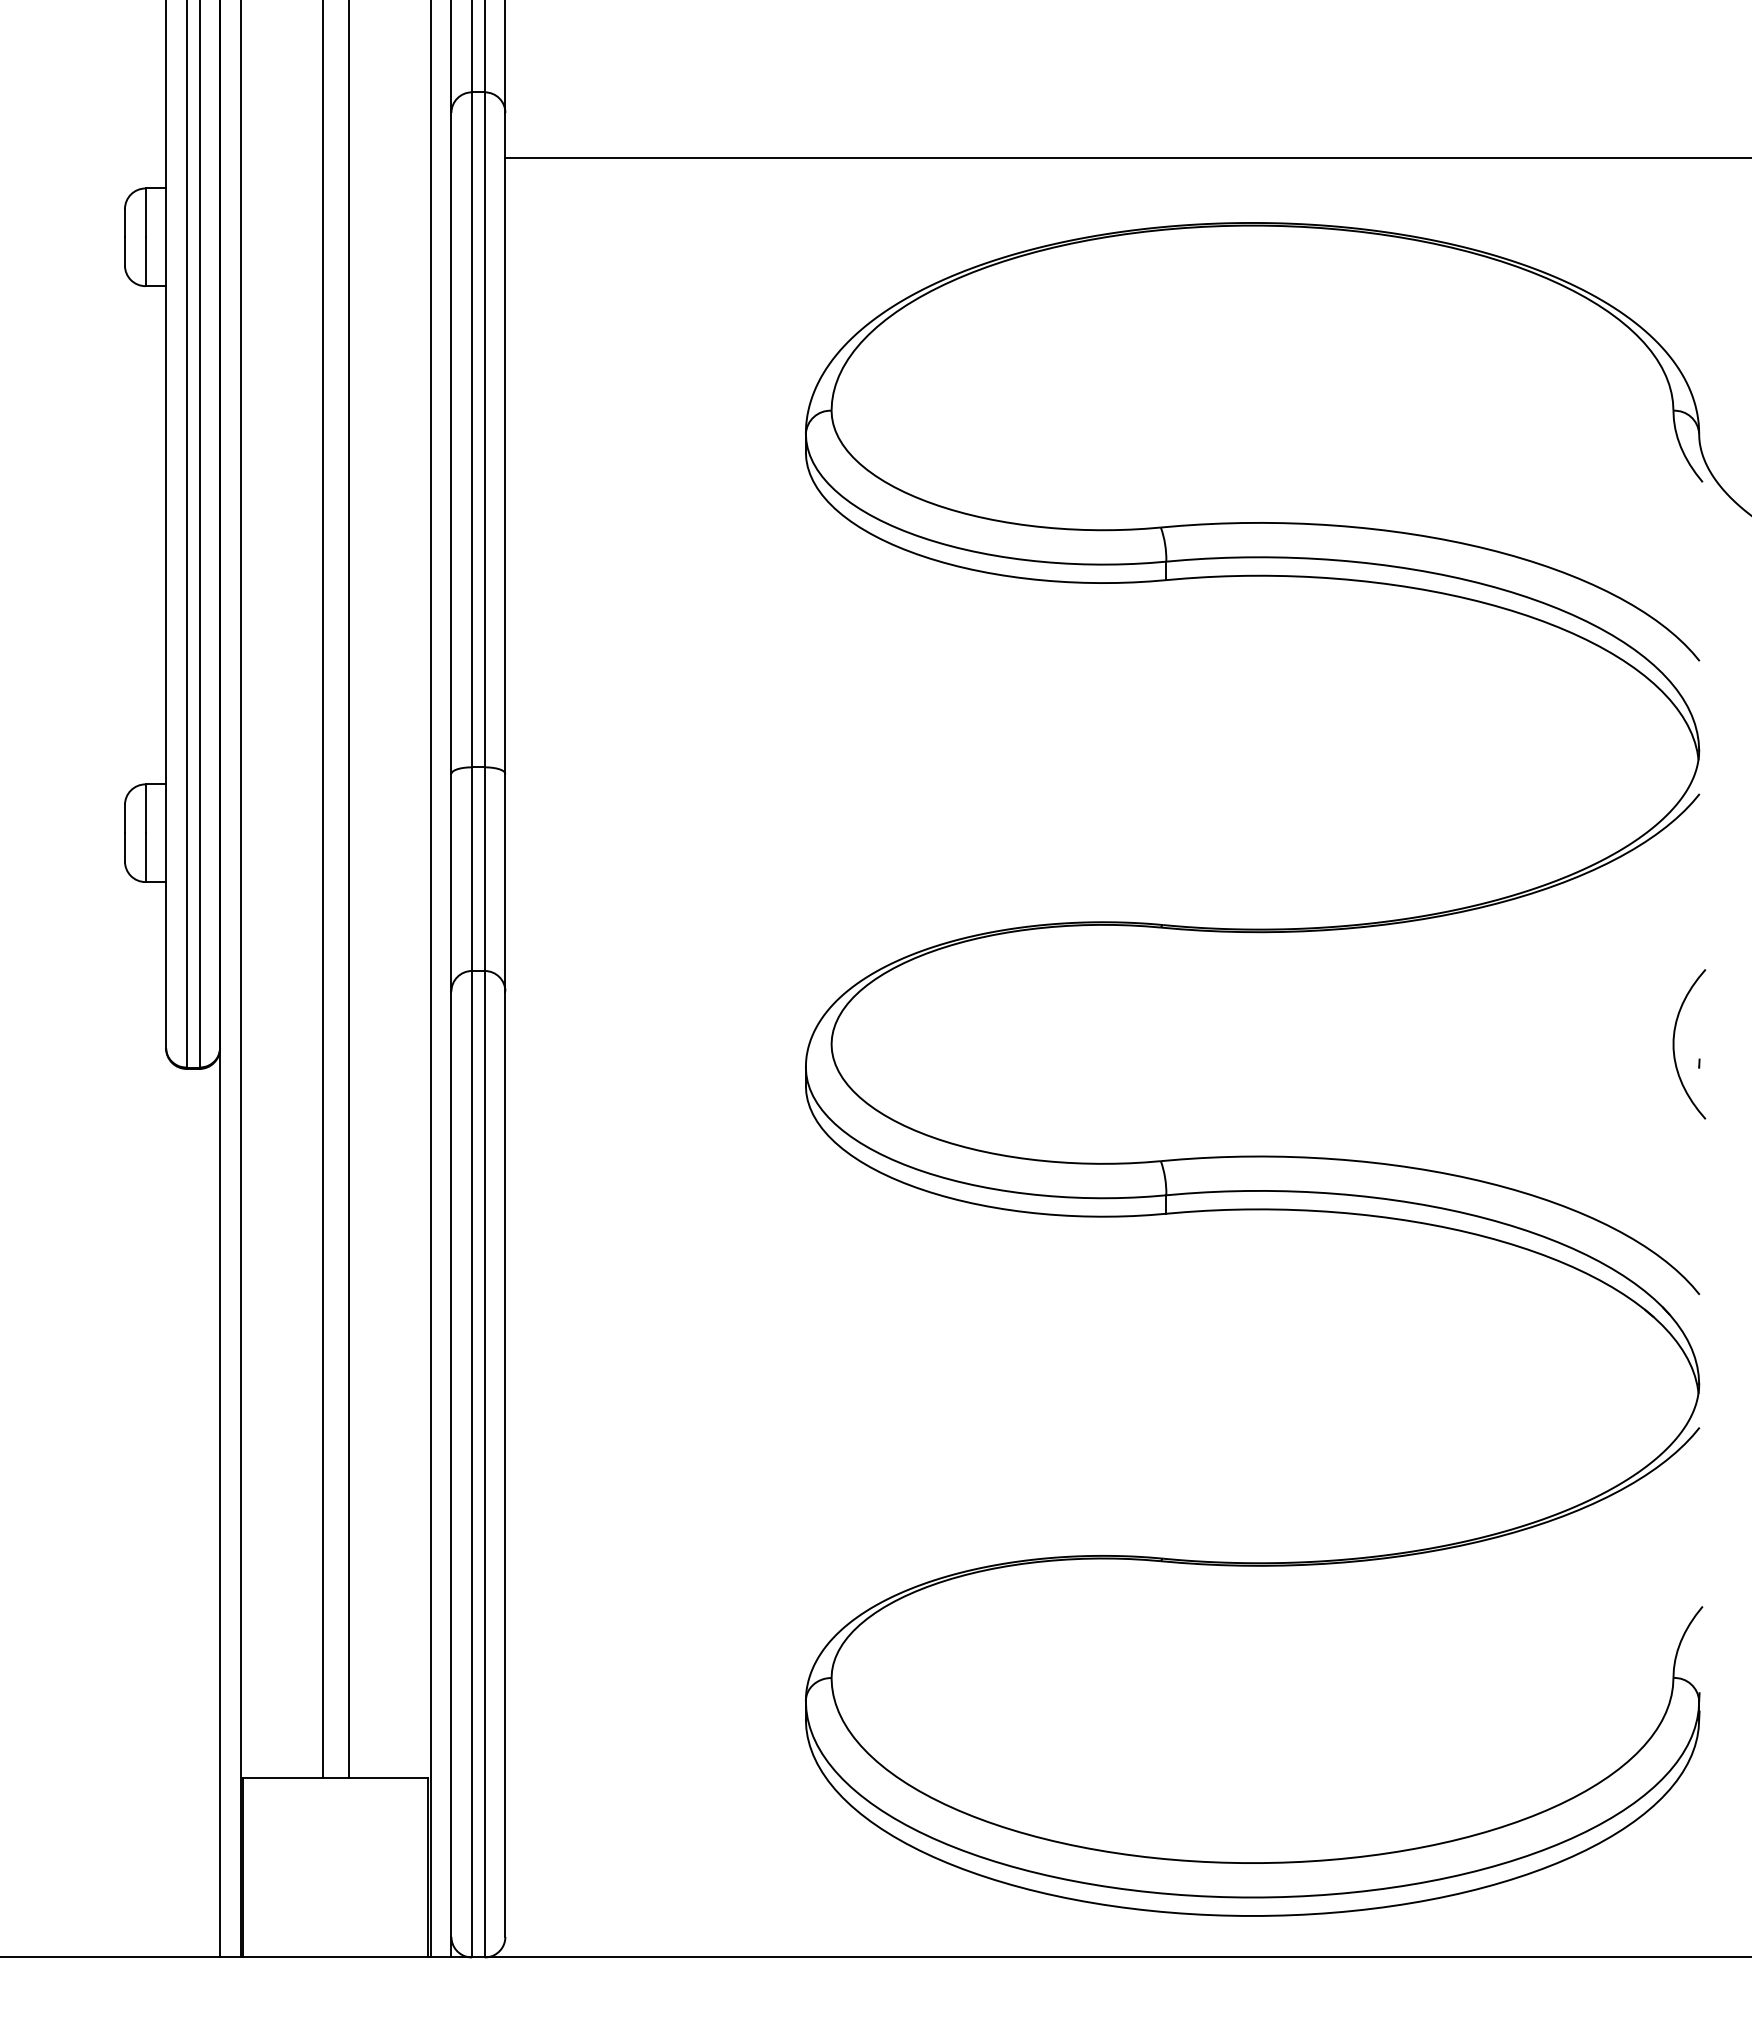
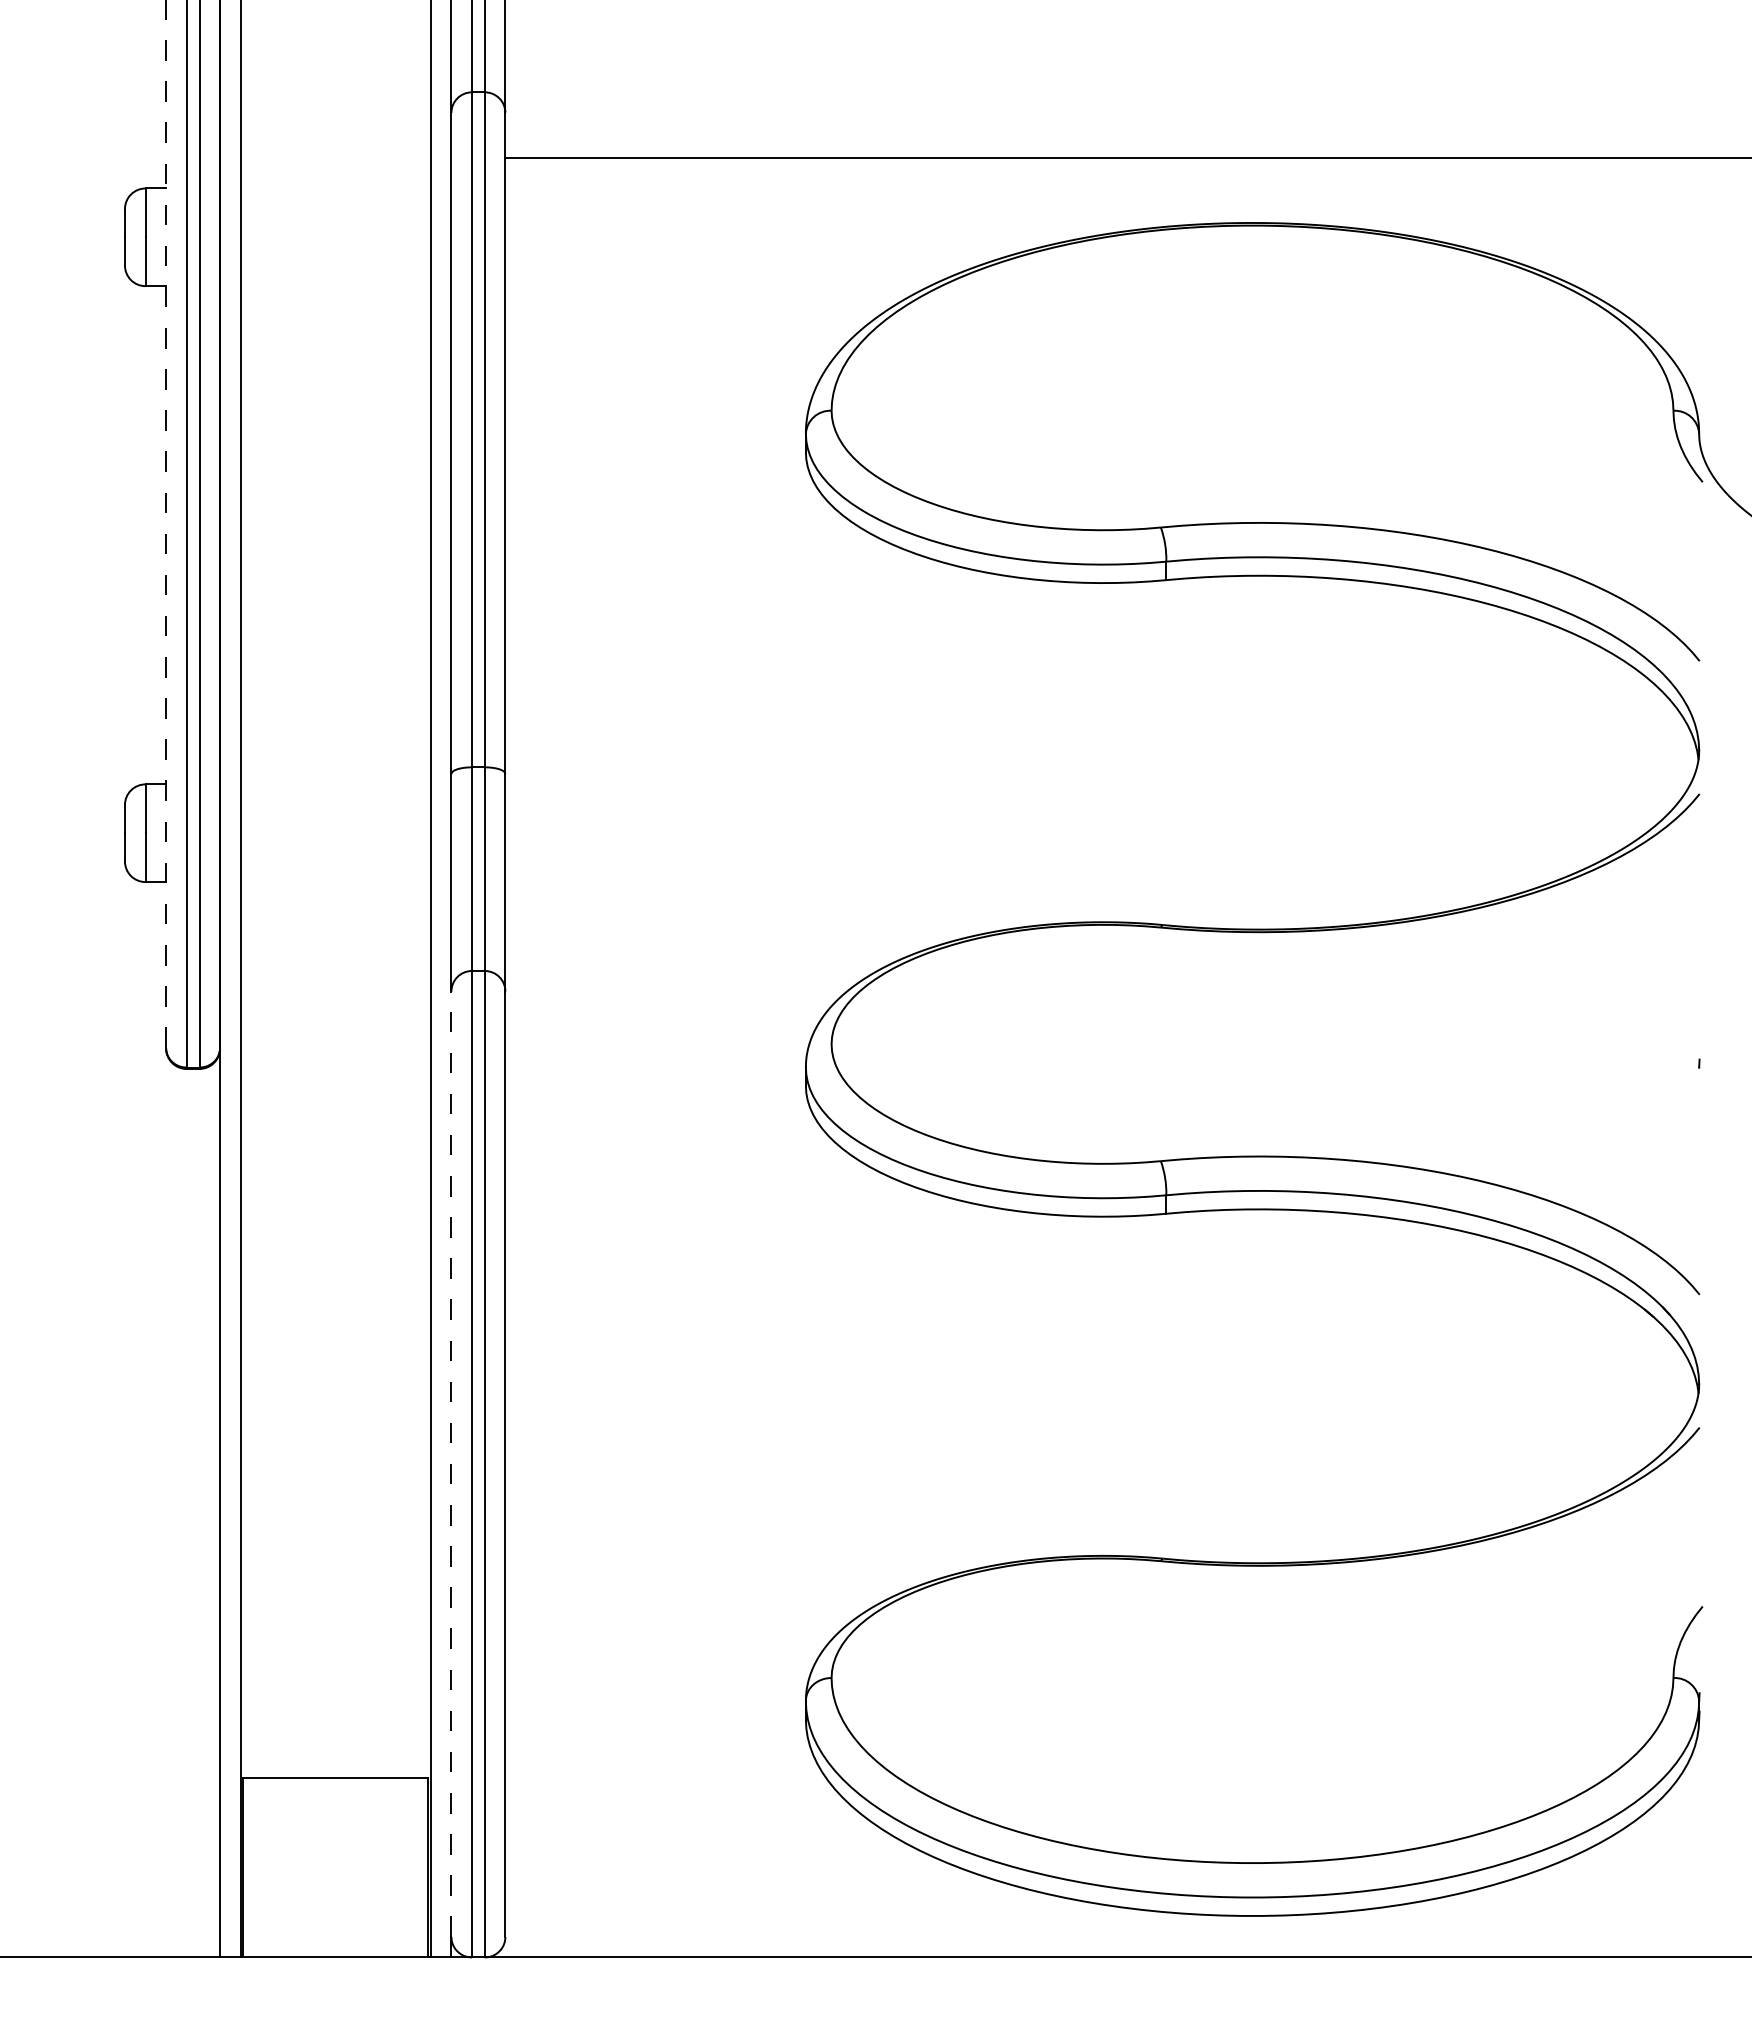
line: solid -> dashed (166, 523)
line: present -> none (322, 889)
line: present -> none (348, 889)
curve: present -> none (1674, 1044)
line: solid -> dashed (451, 1464)
